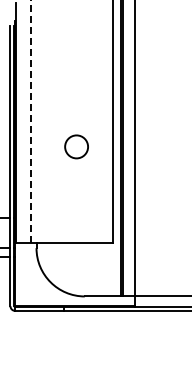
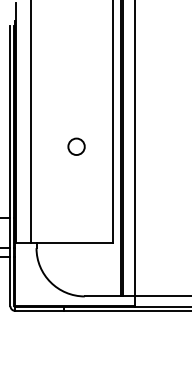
line: dashed -> solid (30, 121)
circle size: 25x26 px -> 19x19 px (76, 146)
